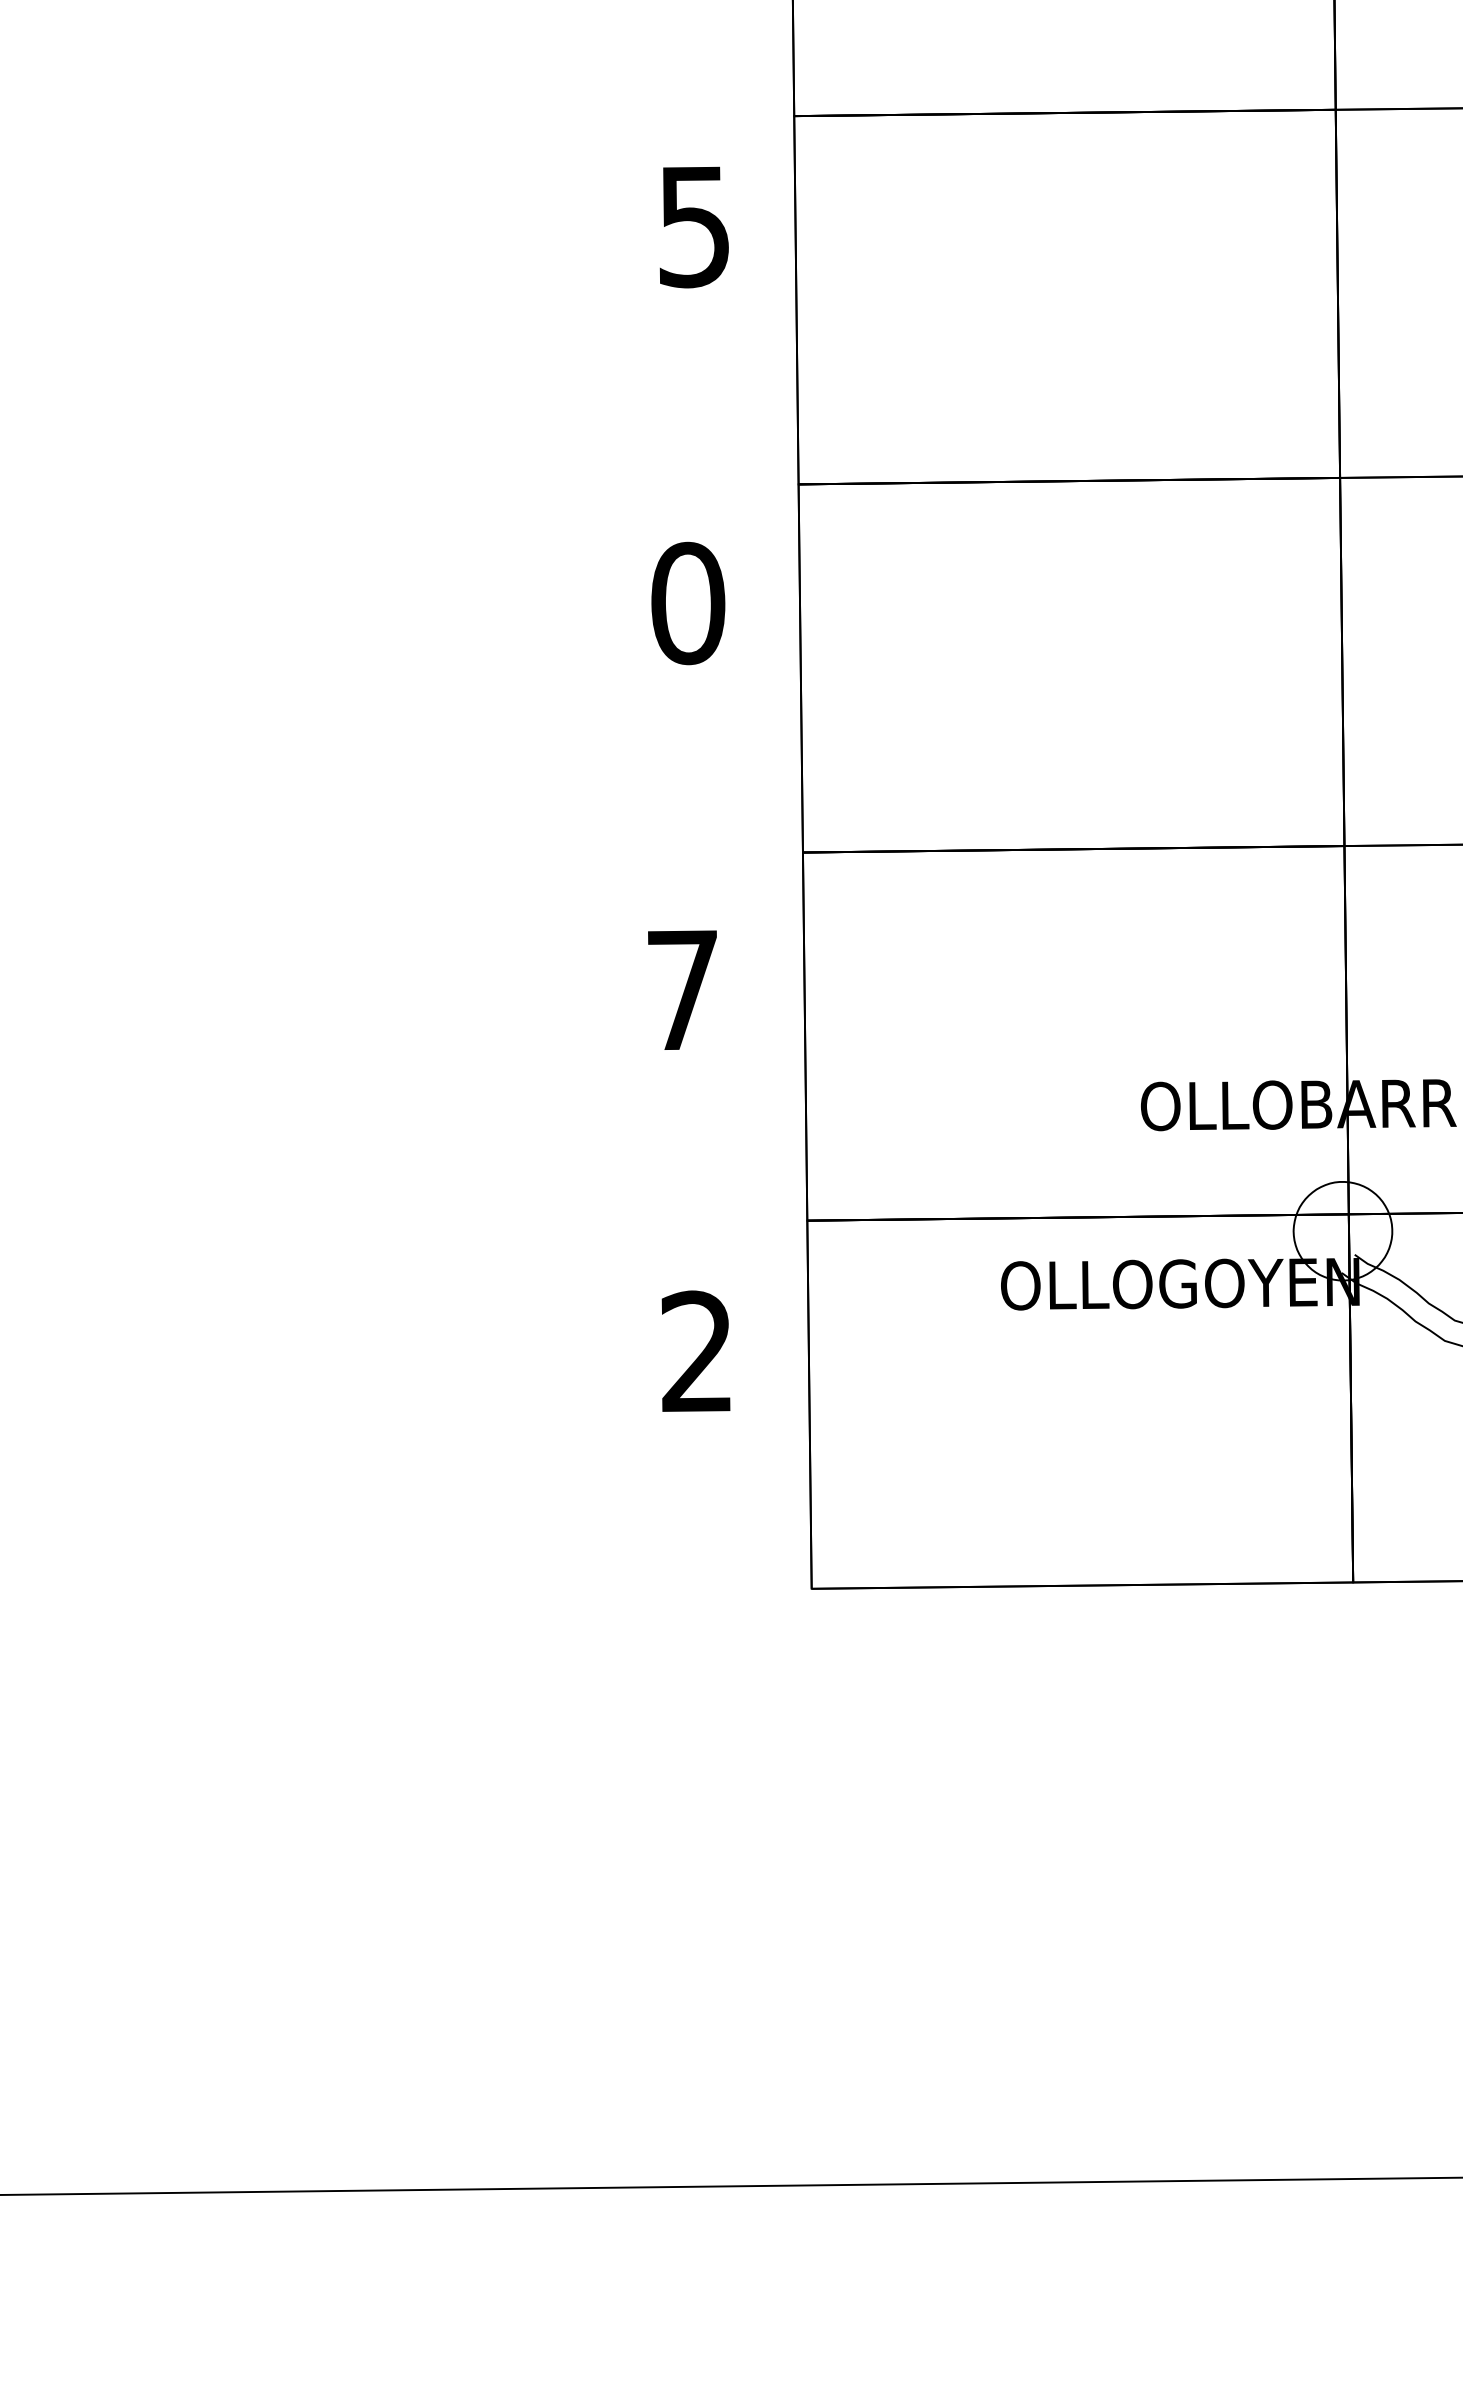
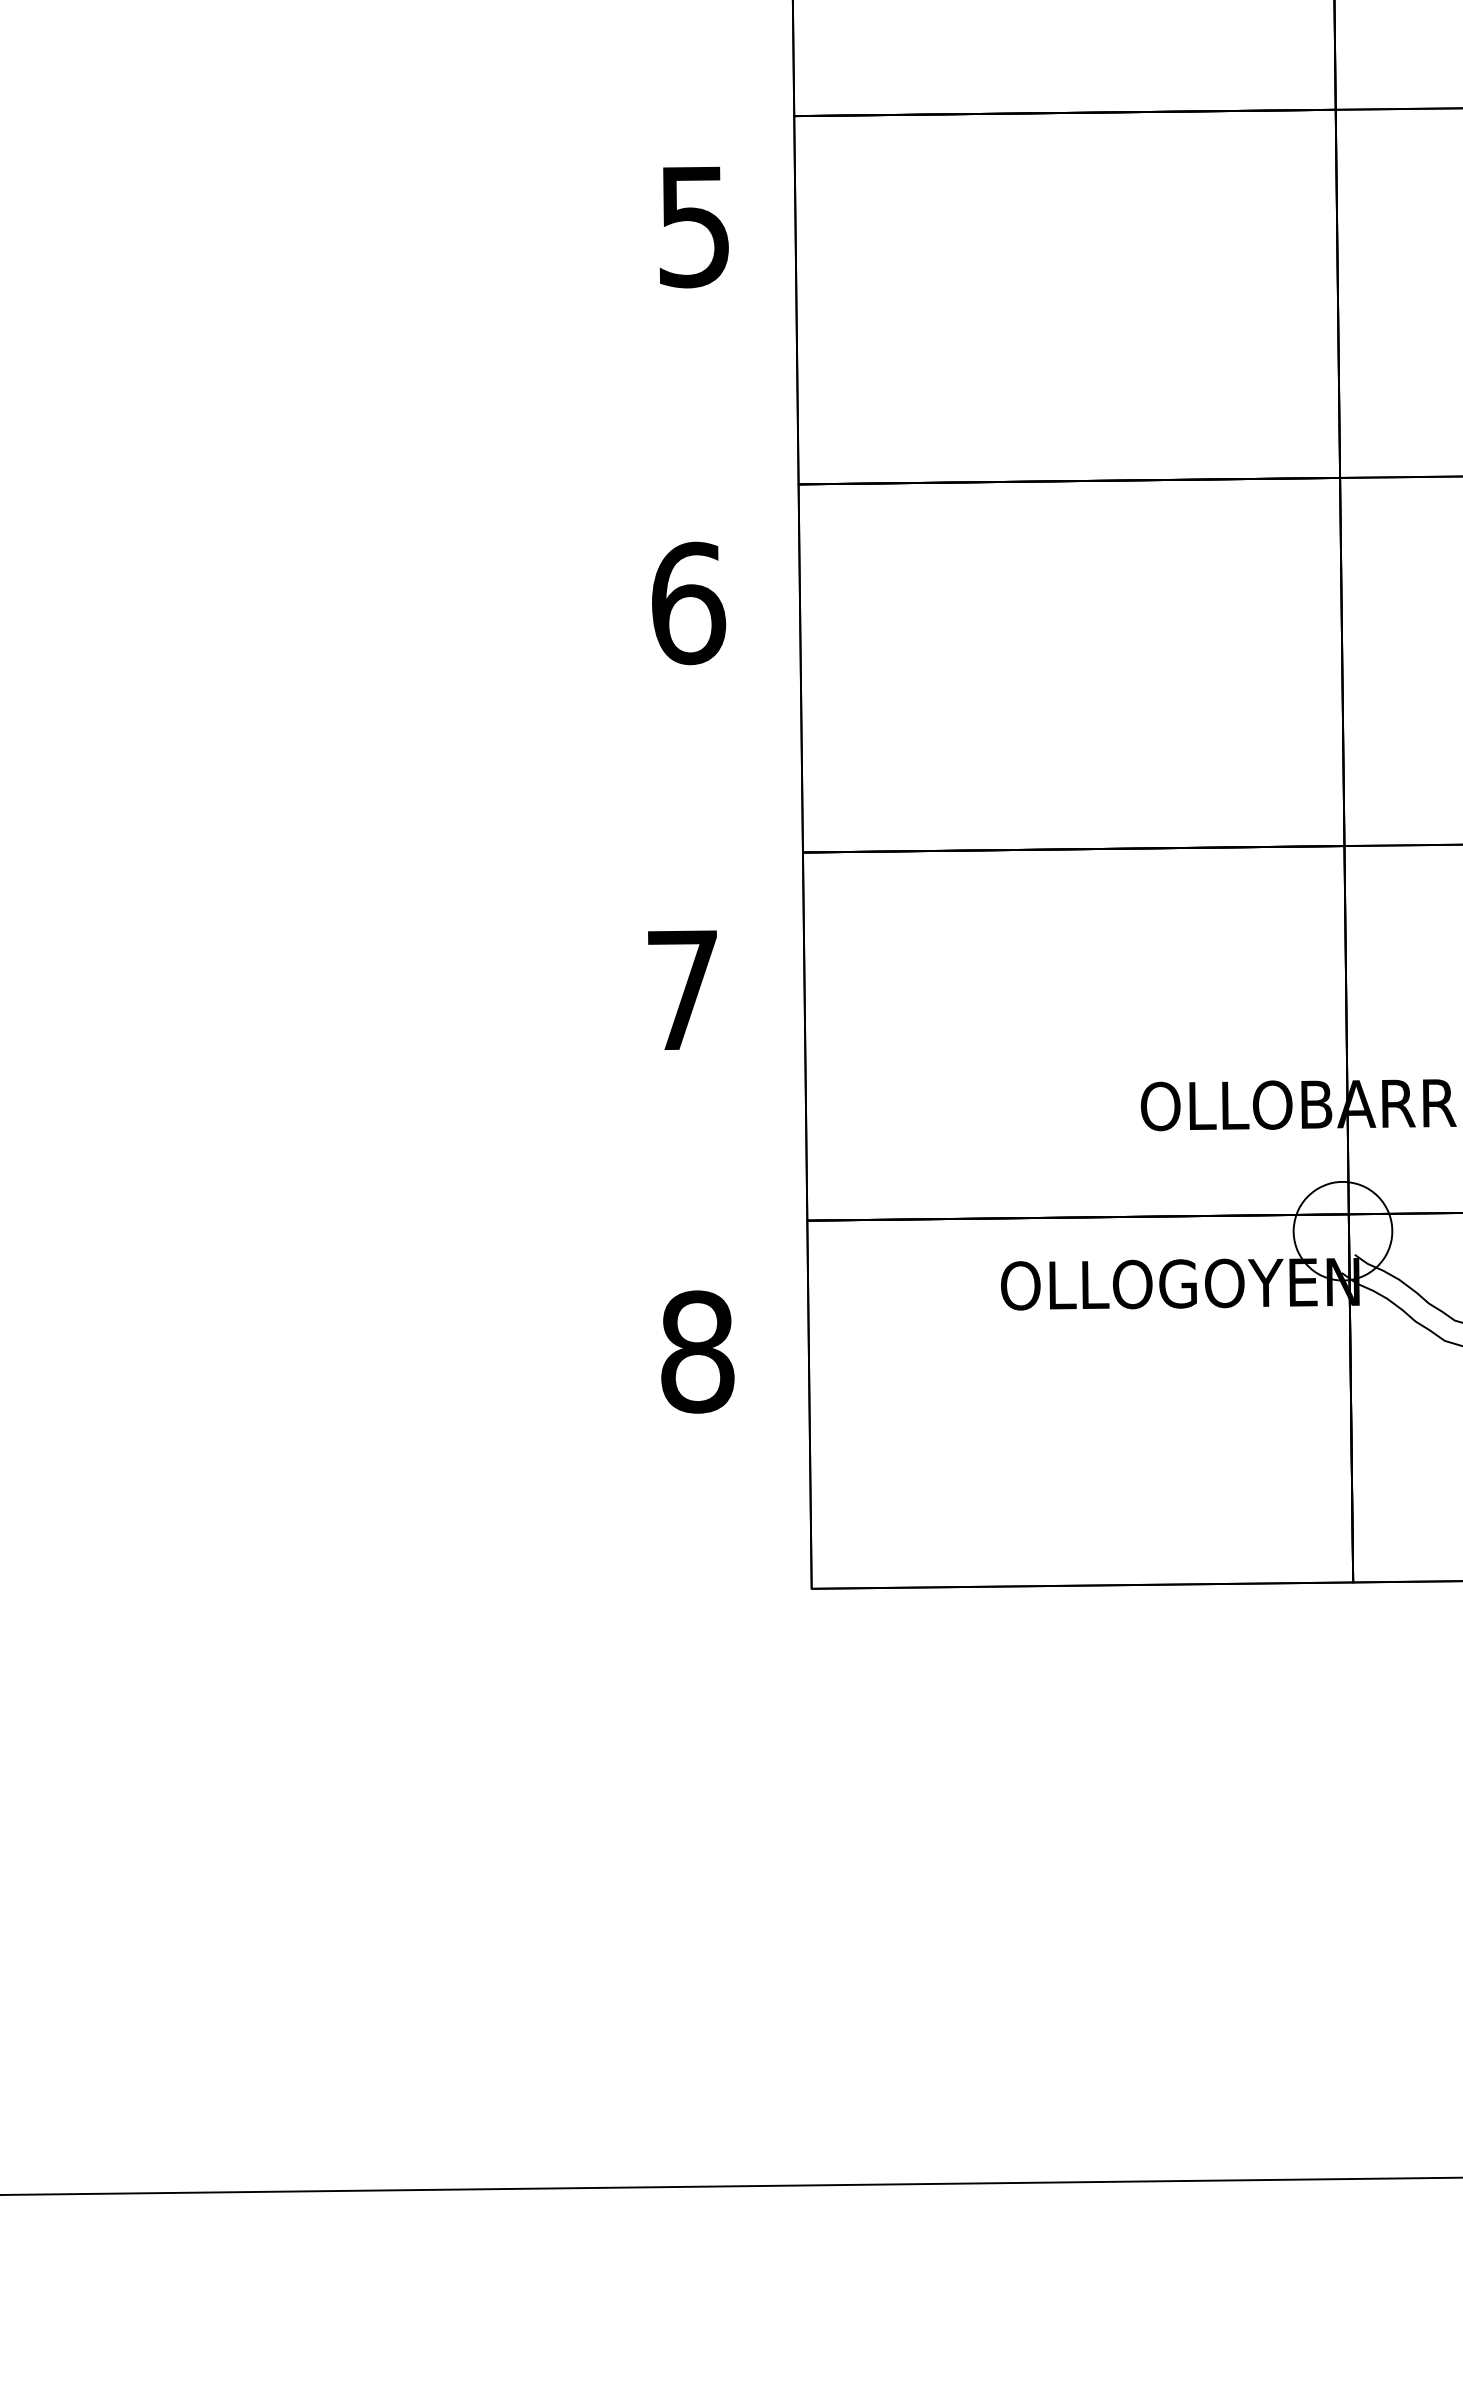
text: 0 -> 6 (688, 603)
text: 2 -> 8 (697, 1351)
